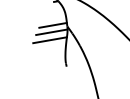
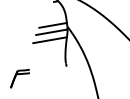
part: none -> present (19, 78)
